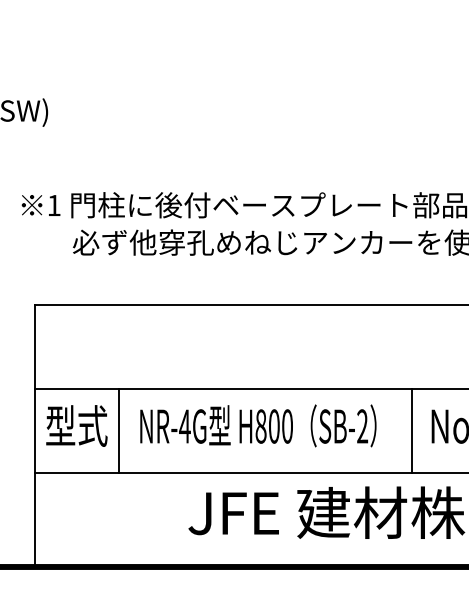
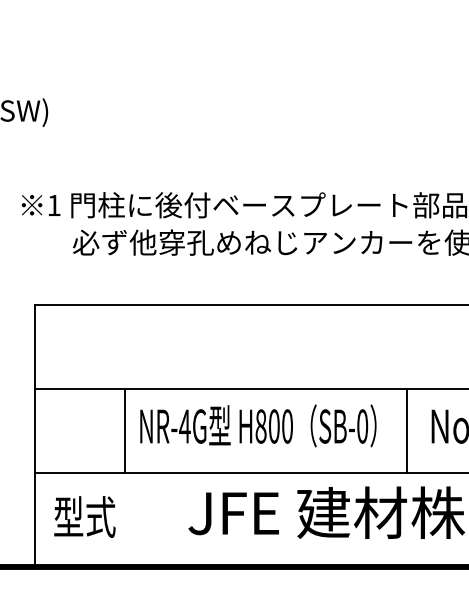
text position: (76, 425) -> (84, 516) (84, 516)
text: SB-2 -> SB-0 (362, 426)
line position: (118, 430) -> (124, 430) (124, 430)
line position: (412, 430) -> (407, 430) (407, 430)
